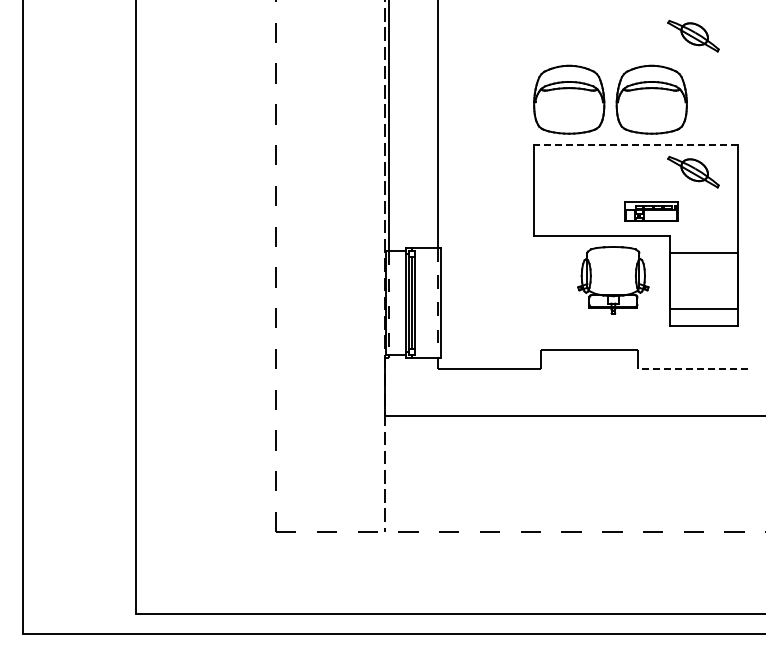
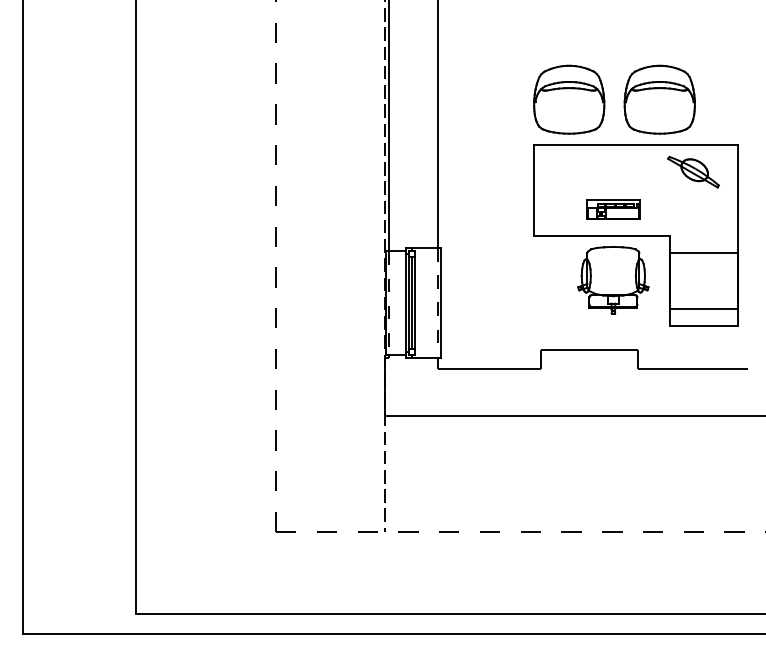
part: present -> none (693, 35)
part position: (651, 99) -> (659, 99) (659, 99)
line: dashed -> solid (636, 145)
part position: (651, 211) -> (613, 209) (613, 209)
line: dashed -> solid (693, 369)
